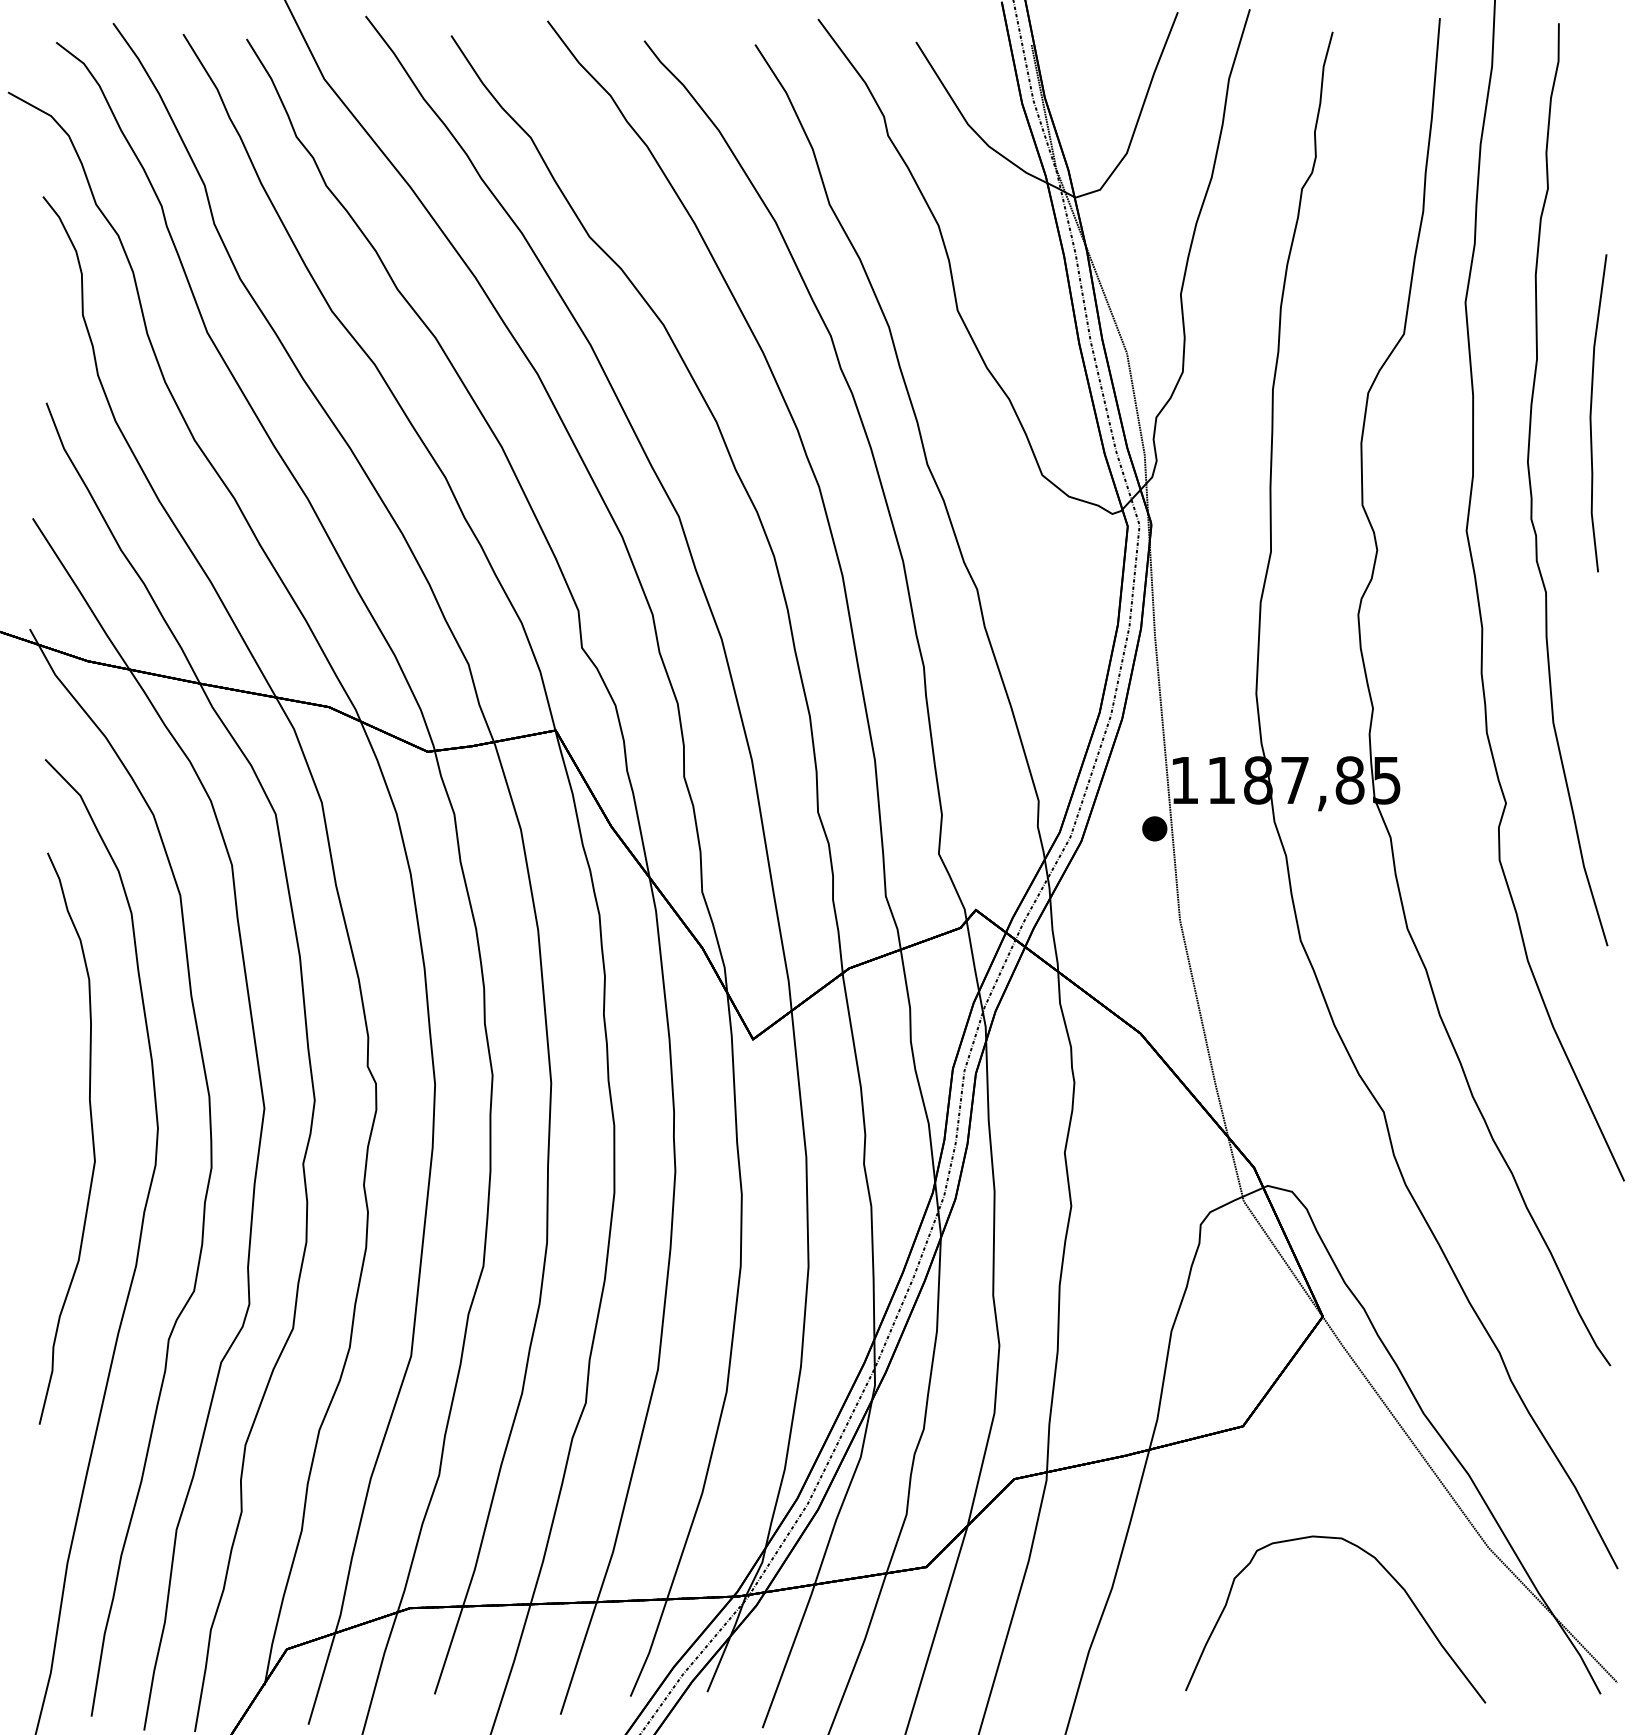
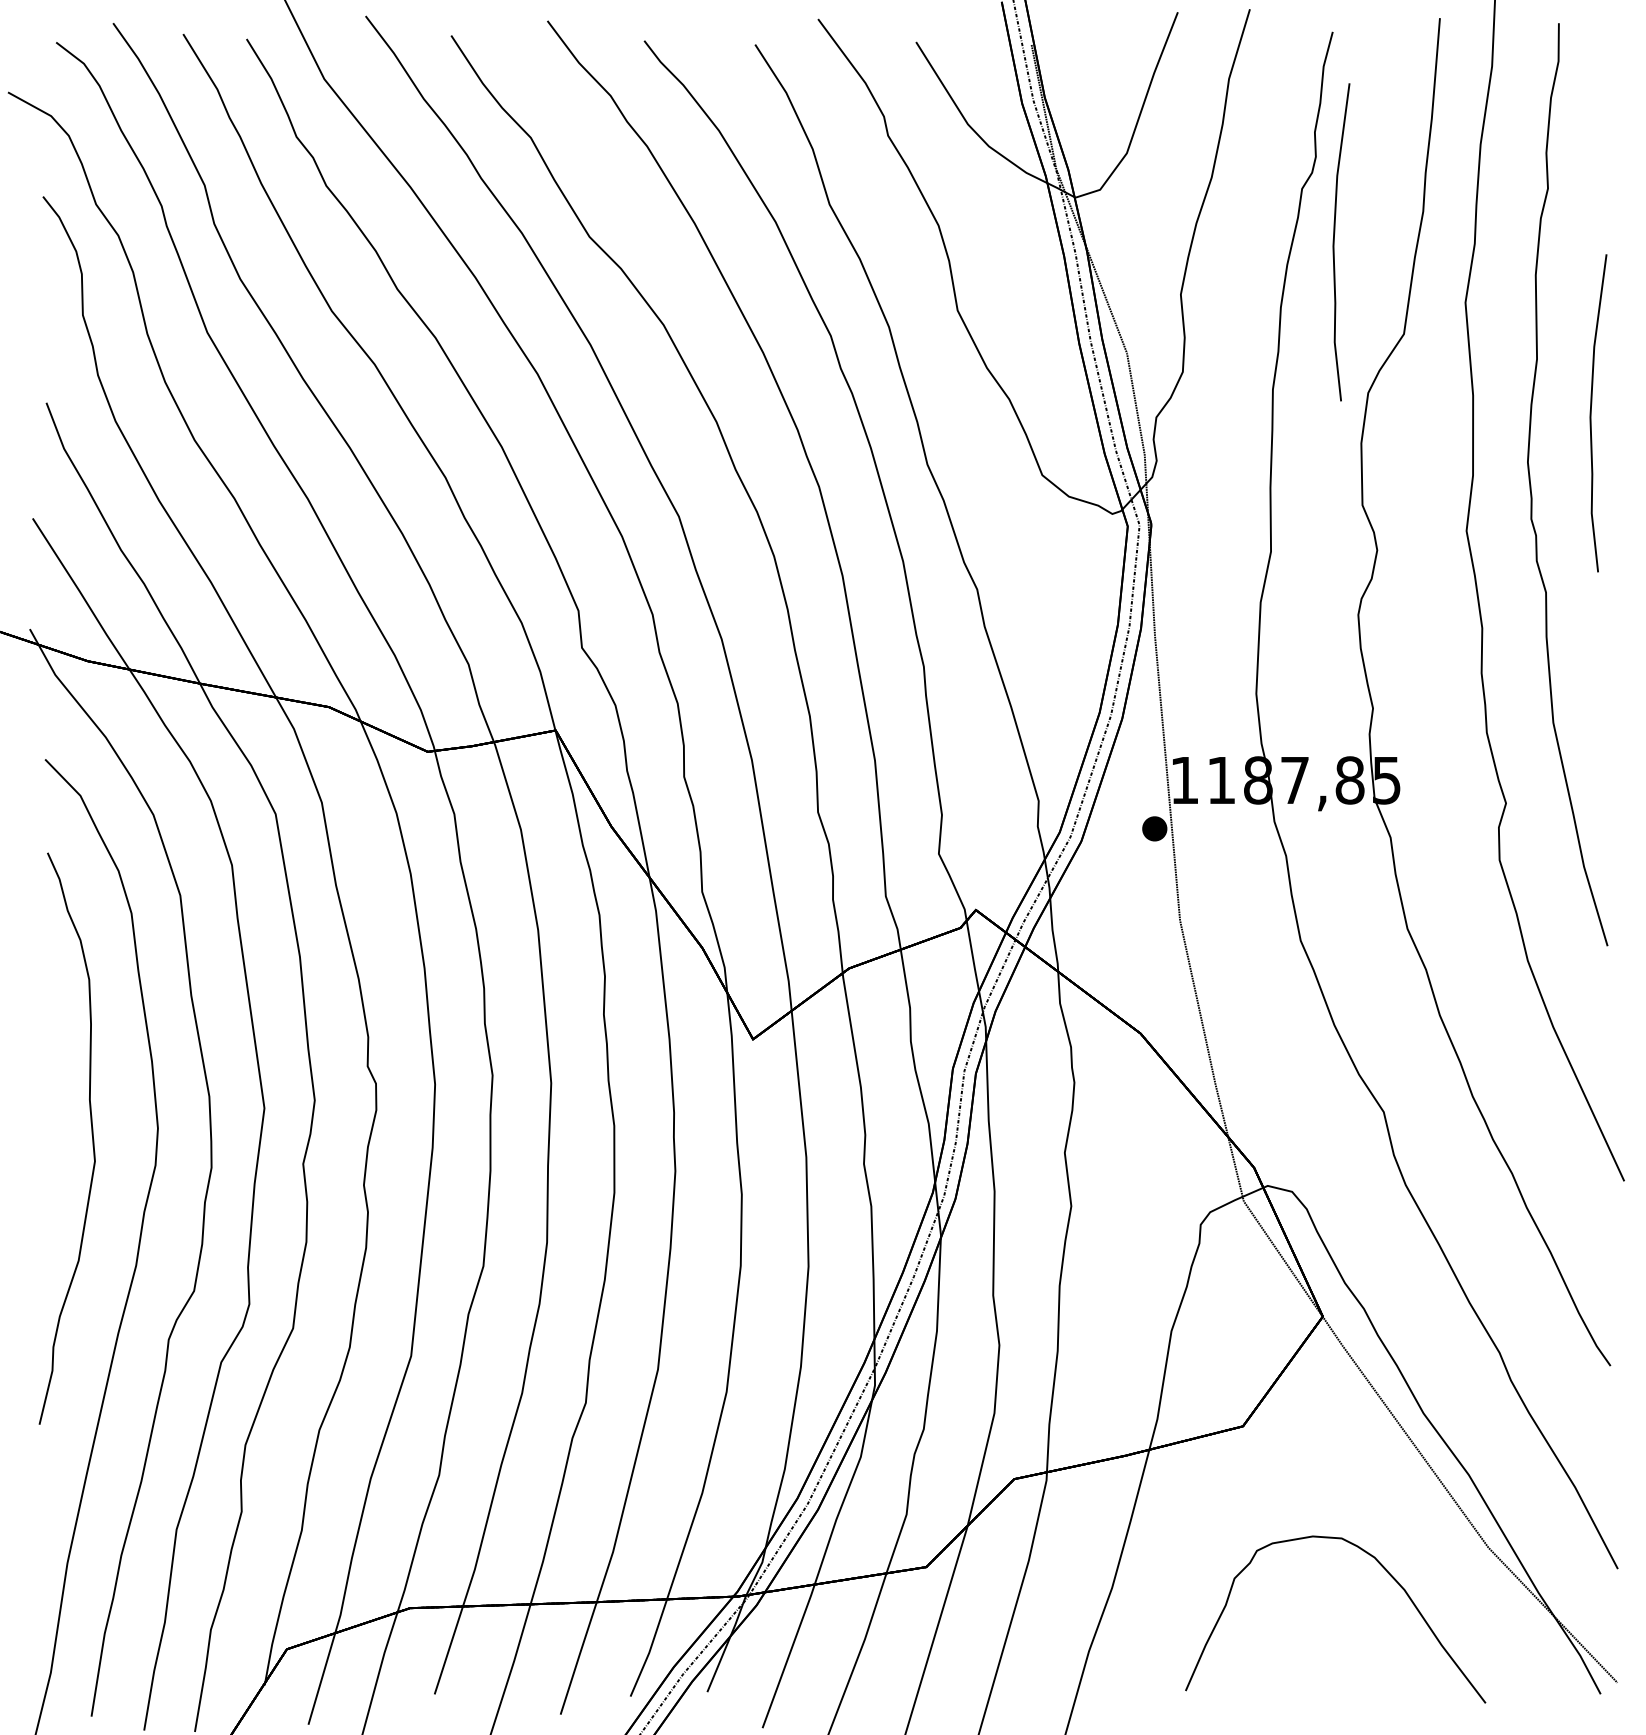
curve: none -> present (1334, 242)
